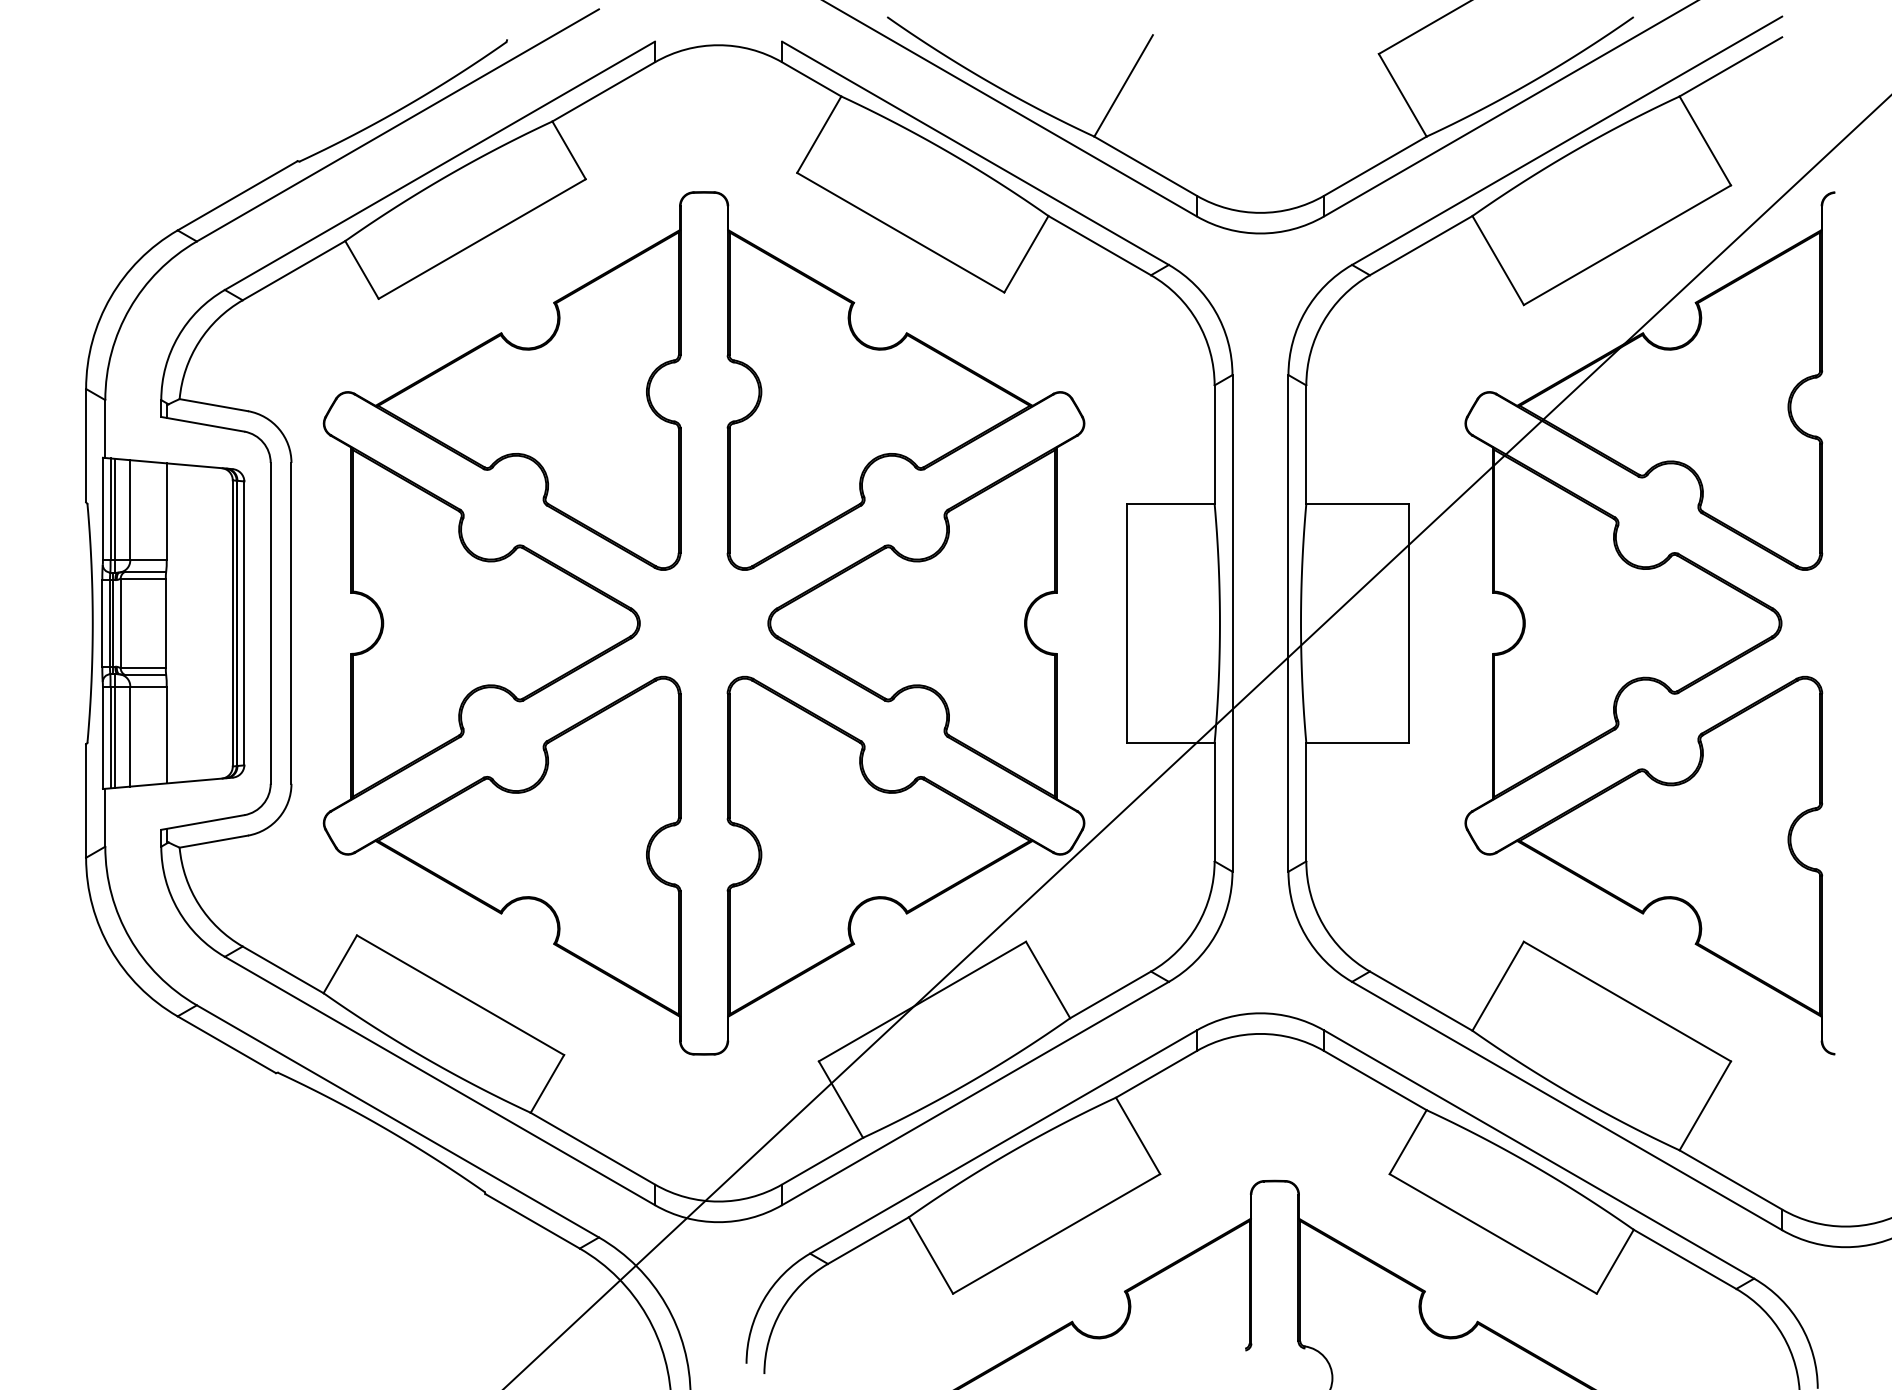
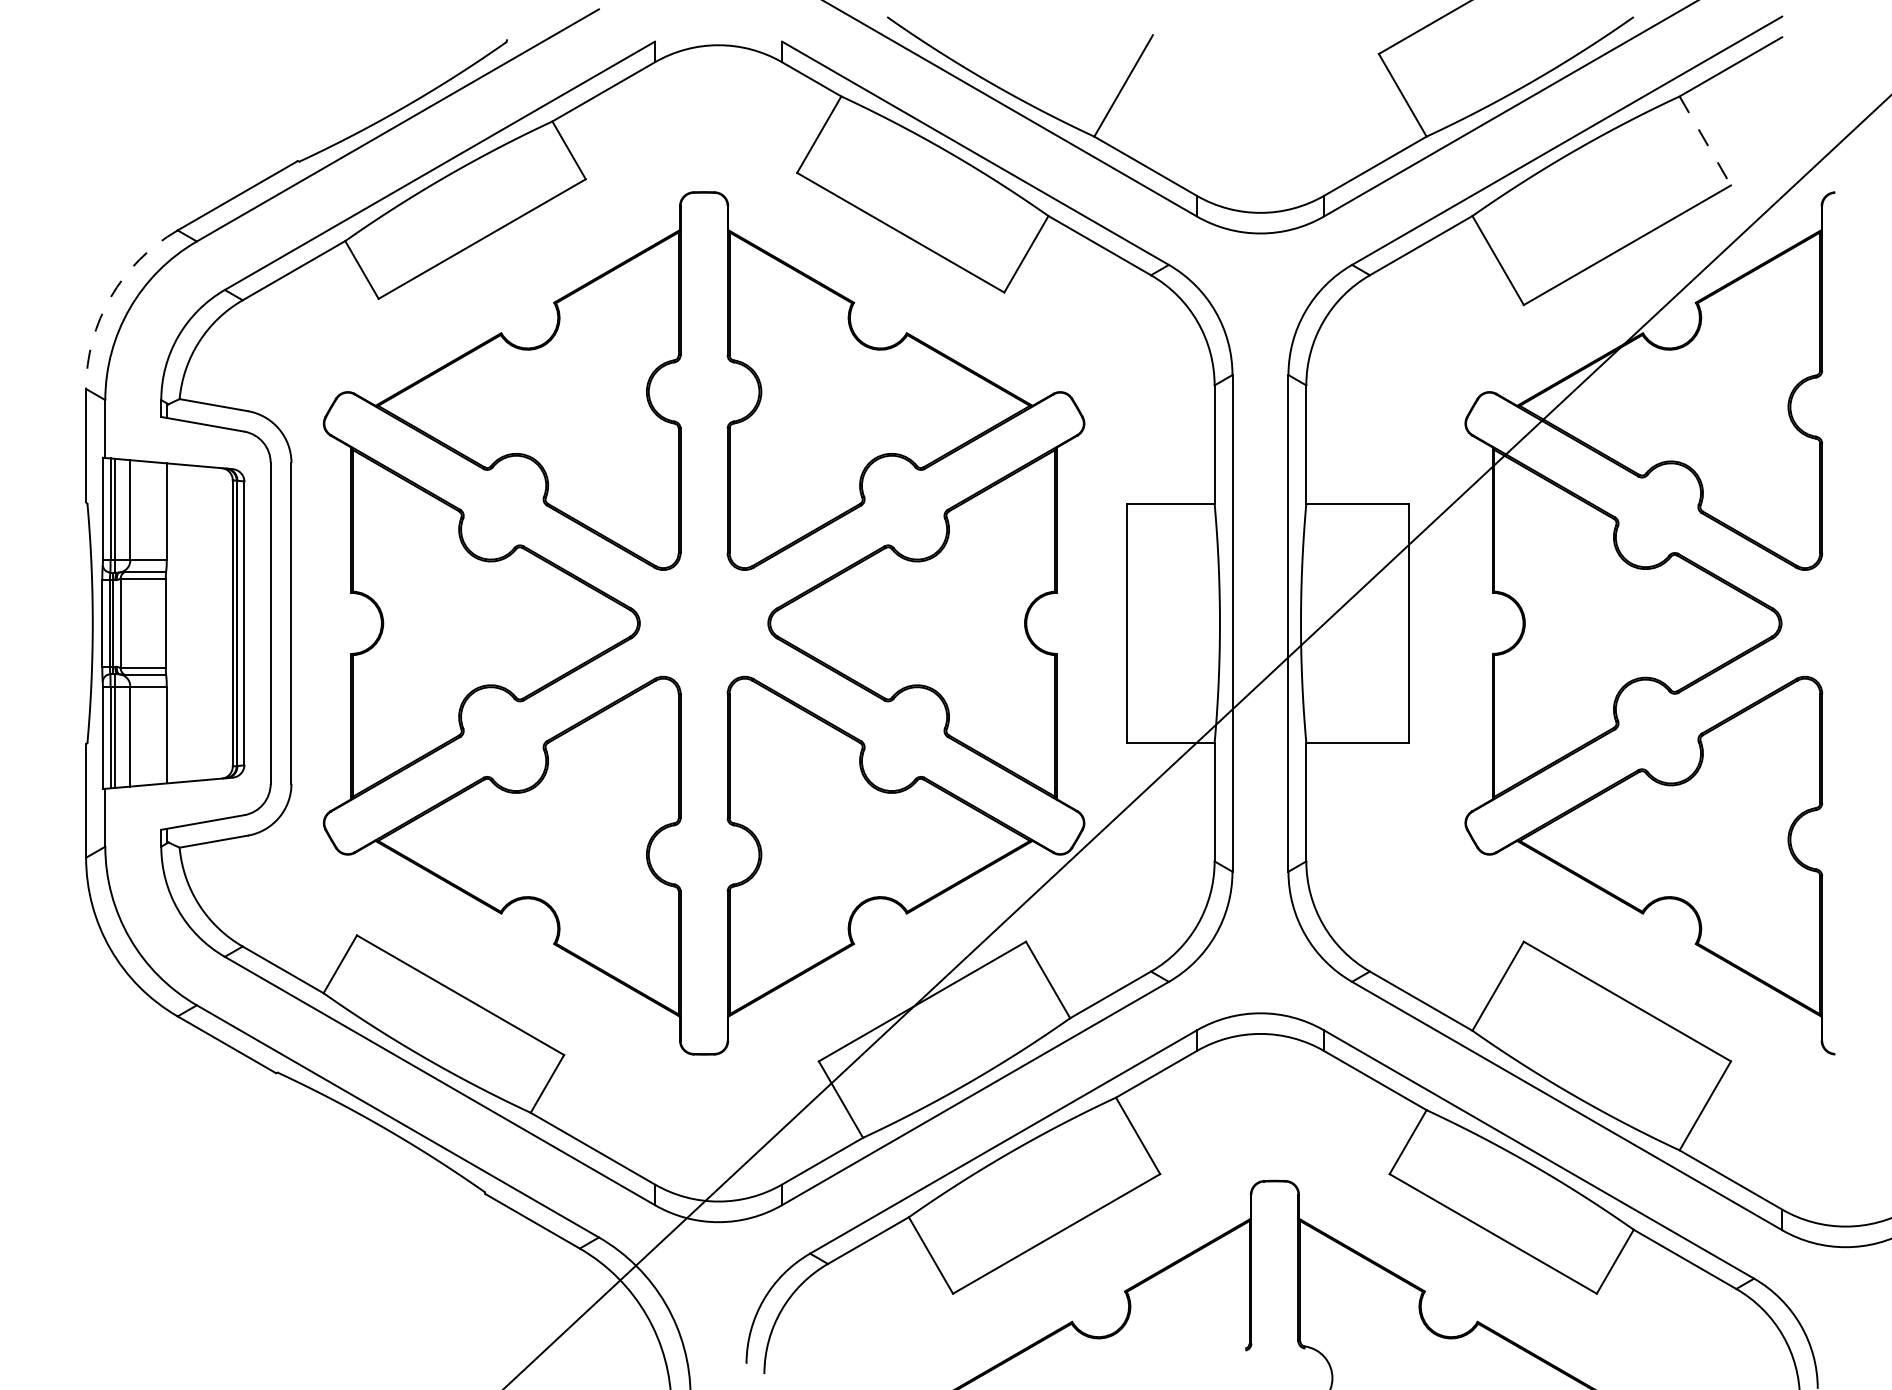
line: solid -> dashed (1705, 141)
arc: solid -> dashed (110, 297)
